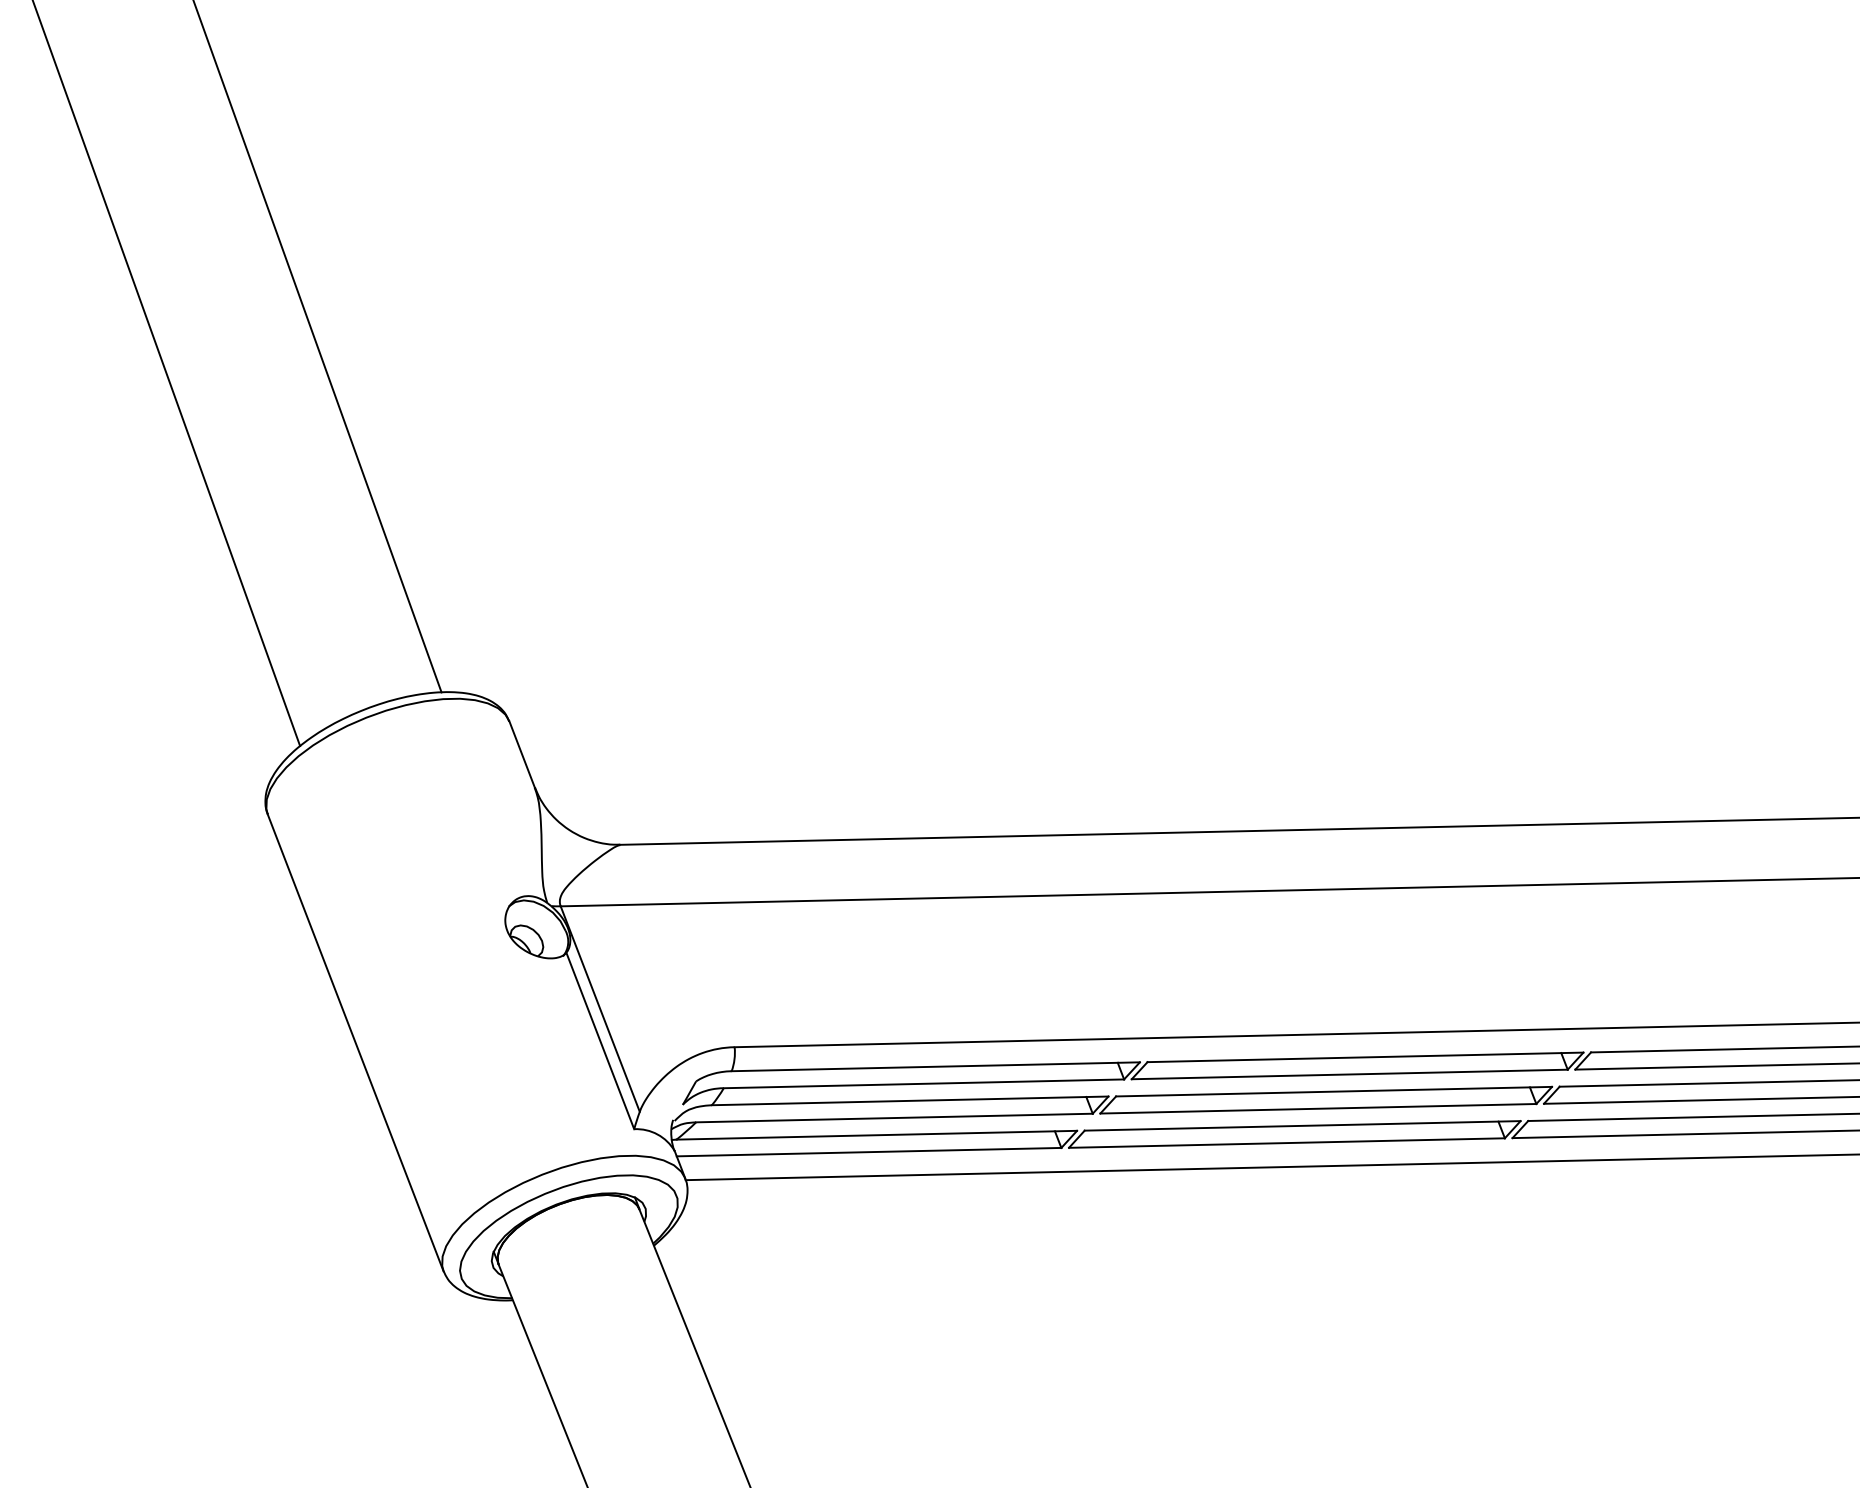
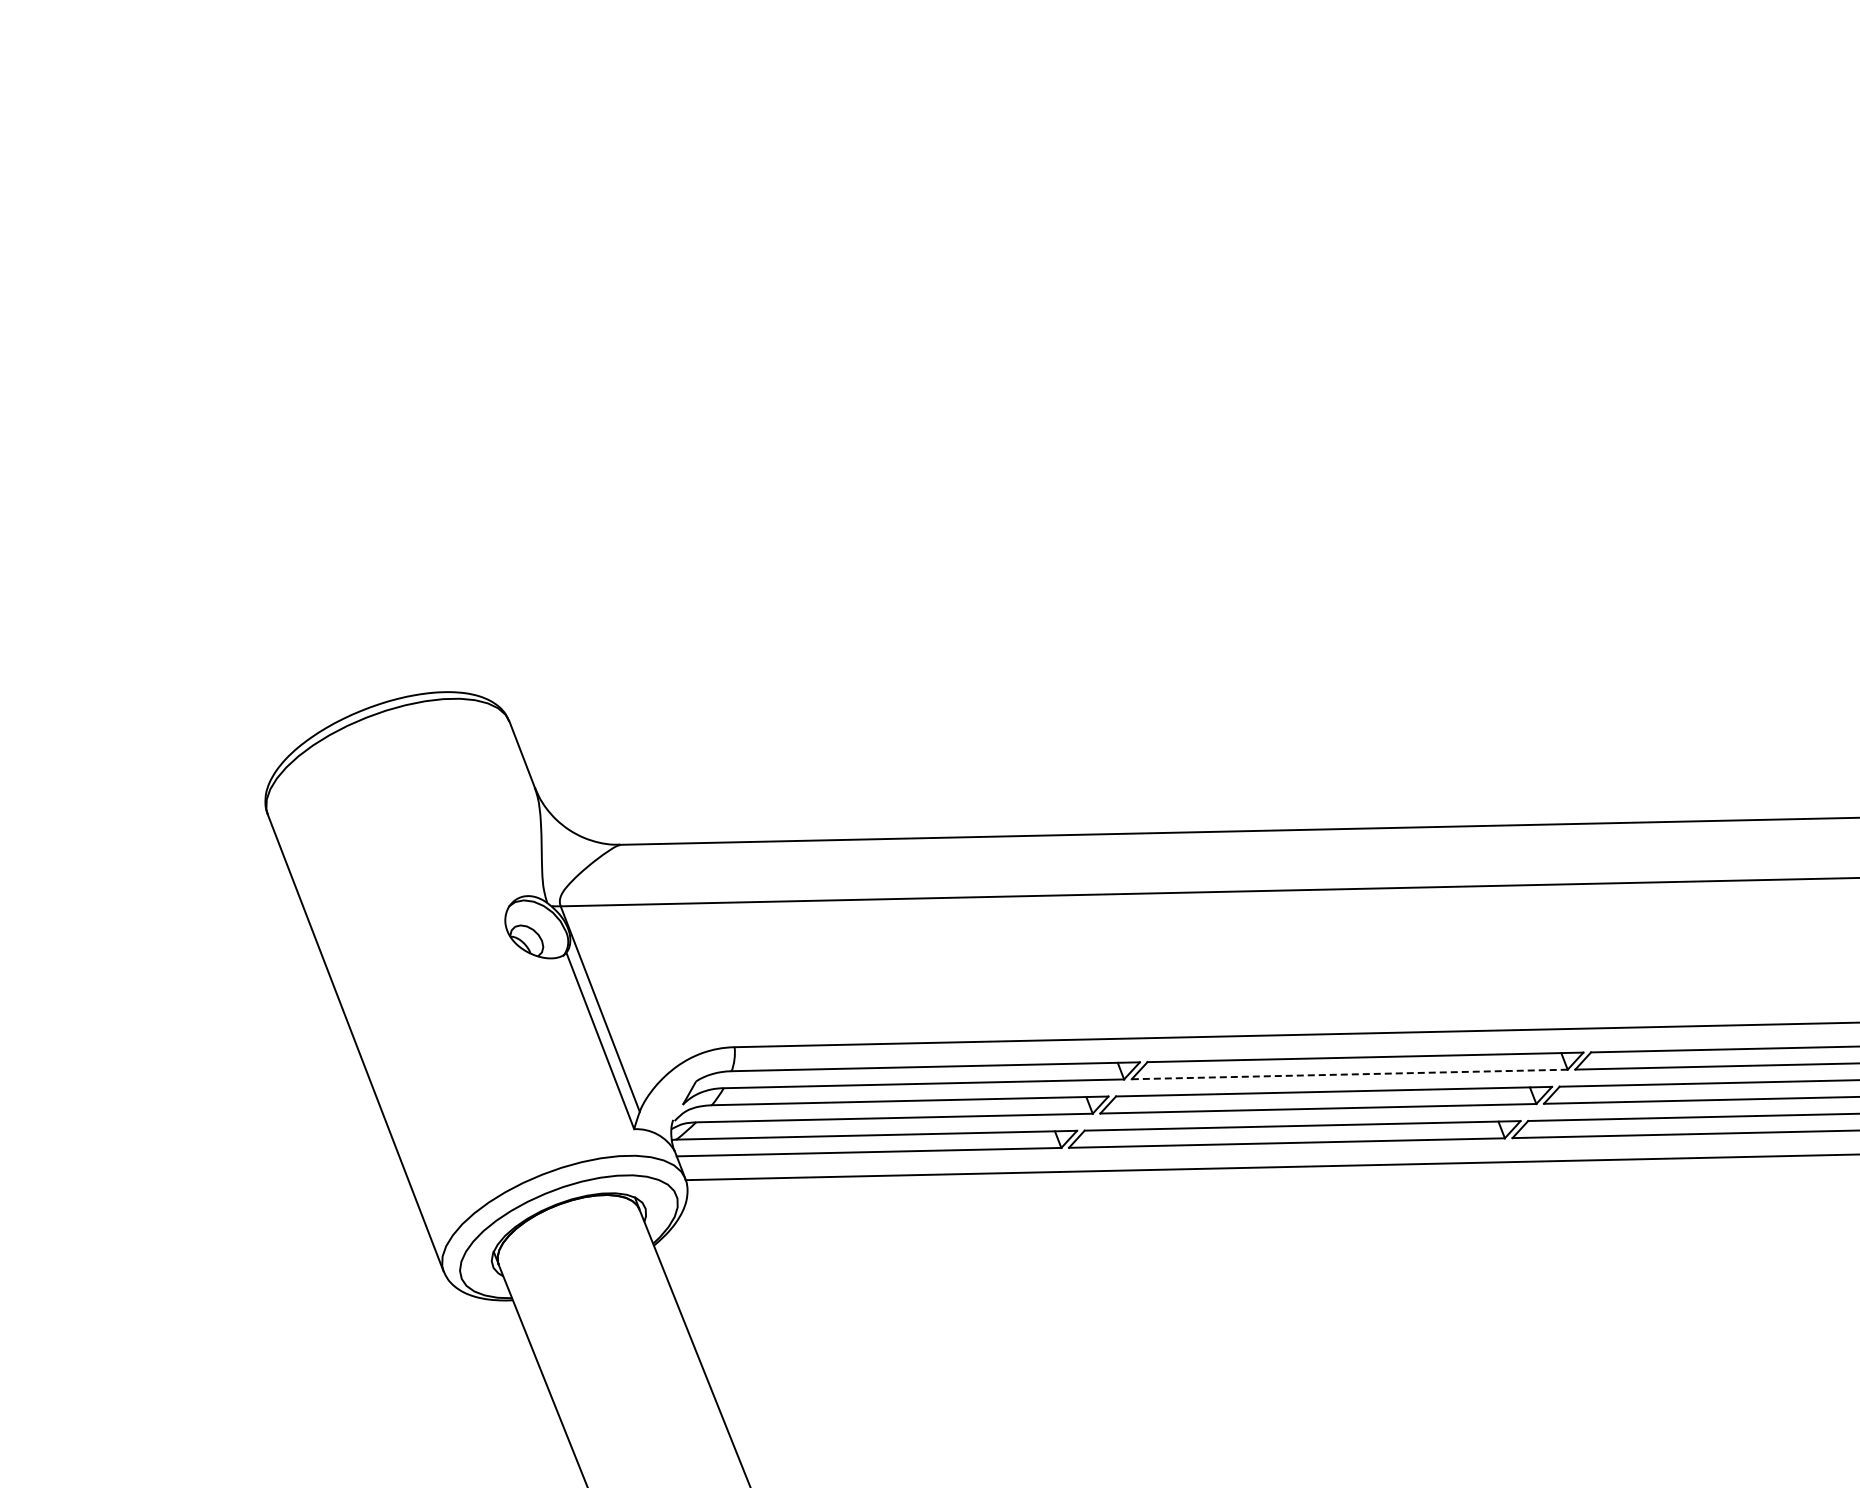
line: present -> none (317, 347)
line: present -> none (166, 374)
line: solid -> dashed (1349, 1074)
